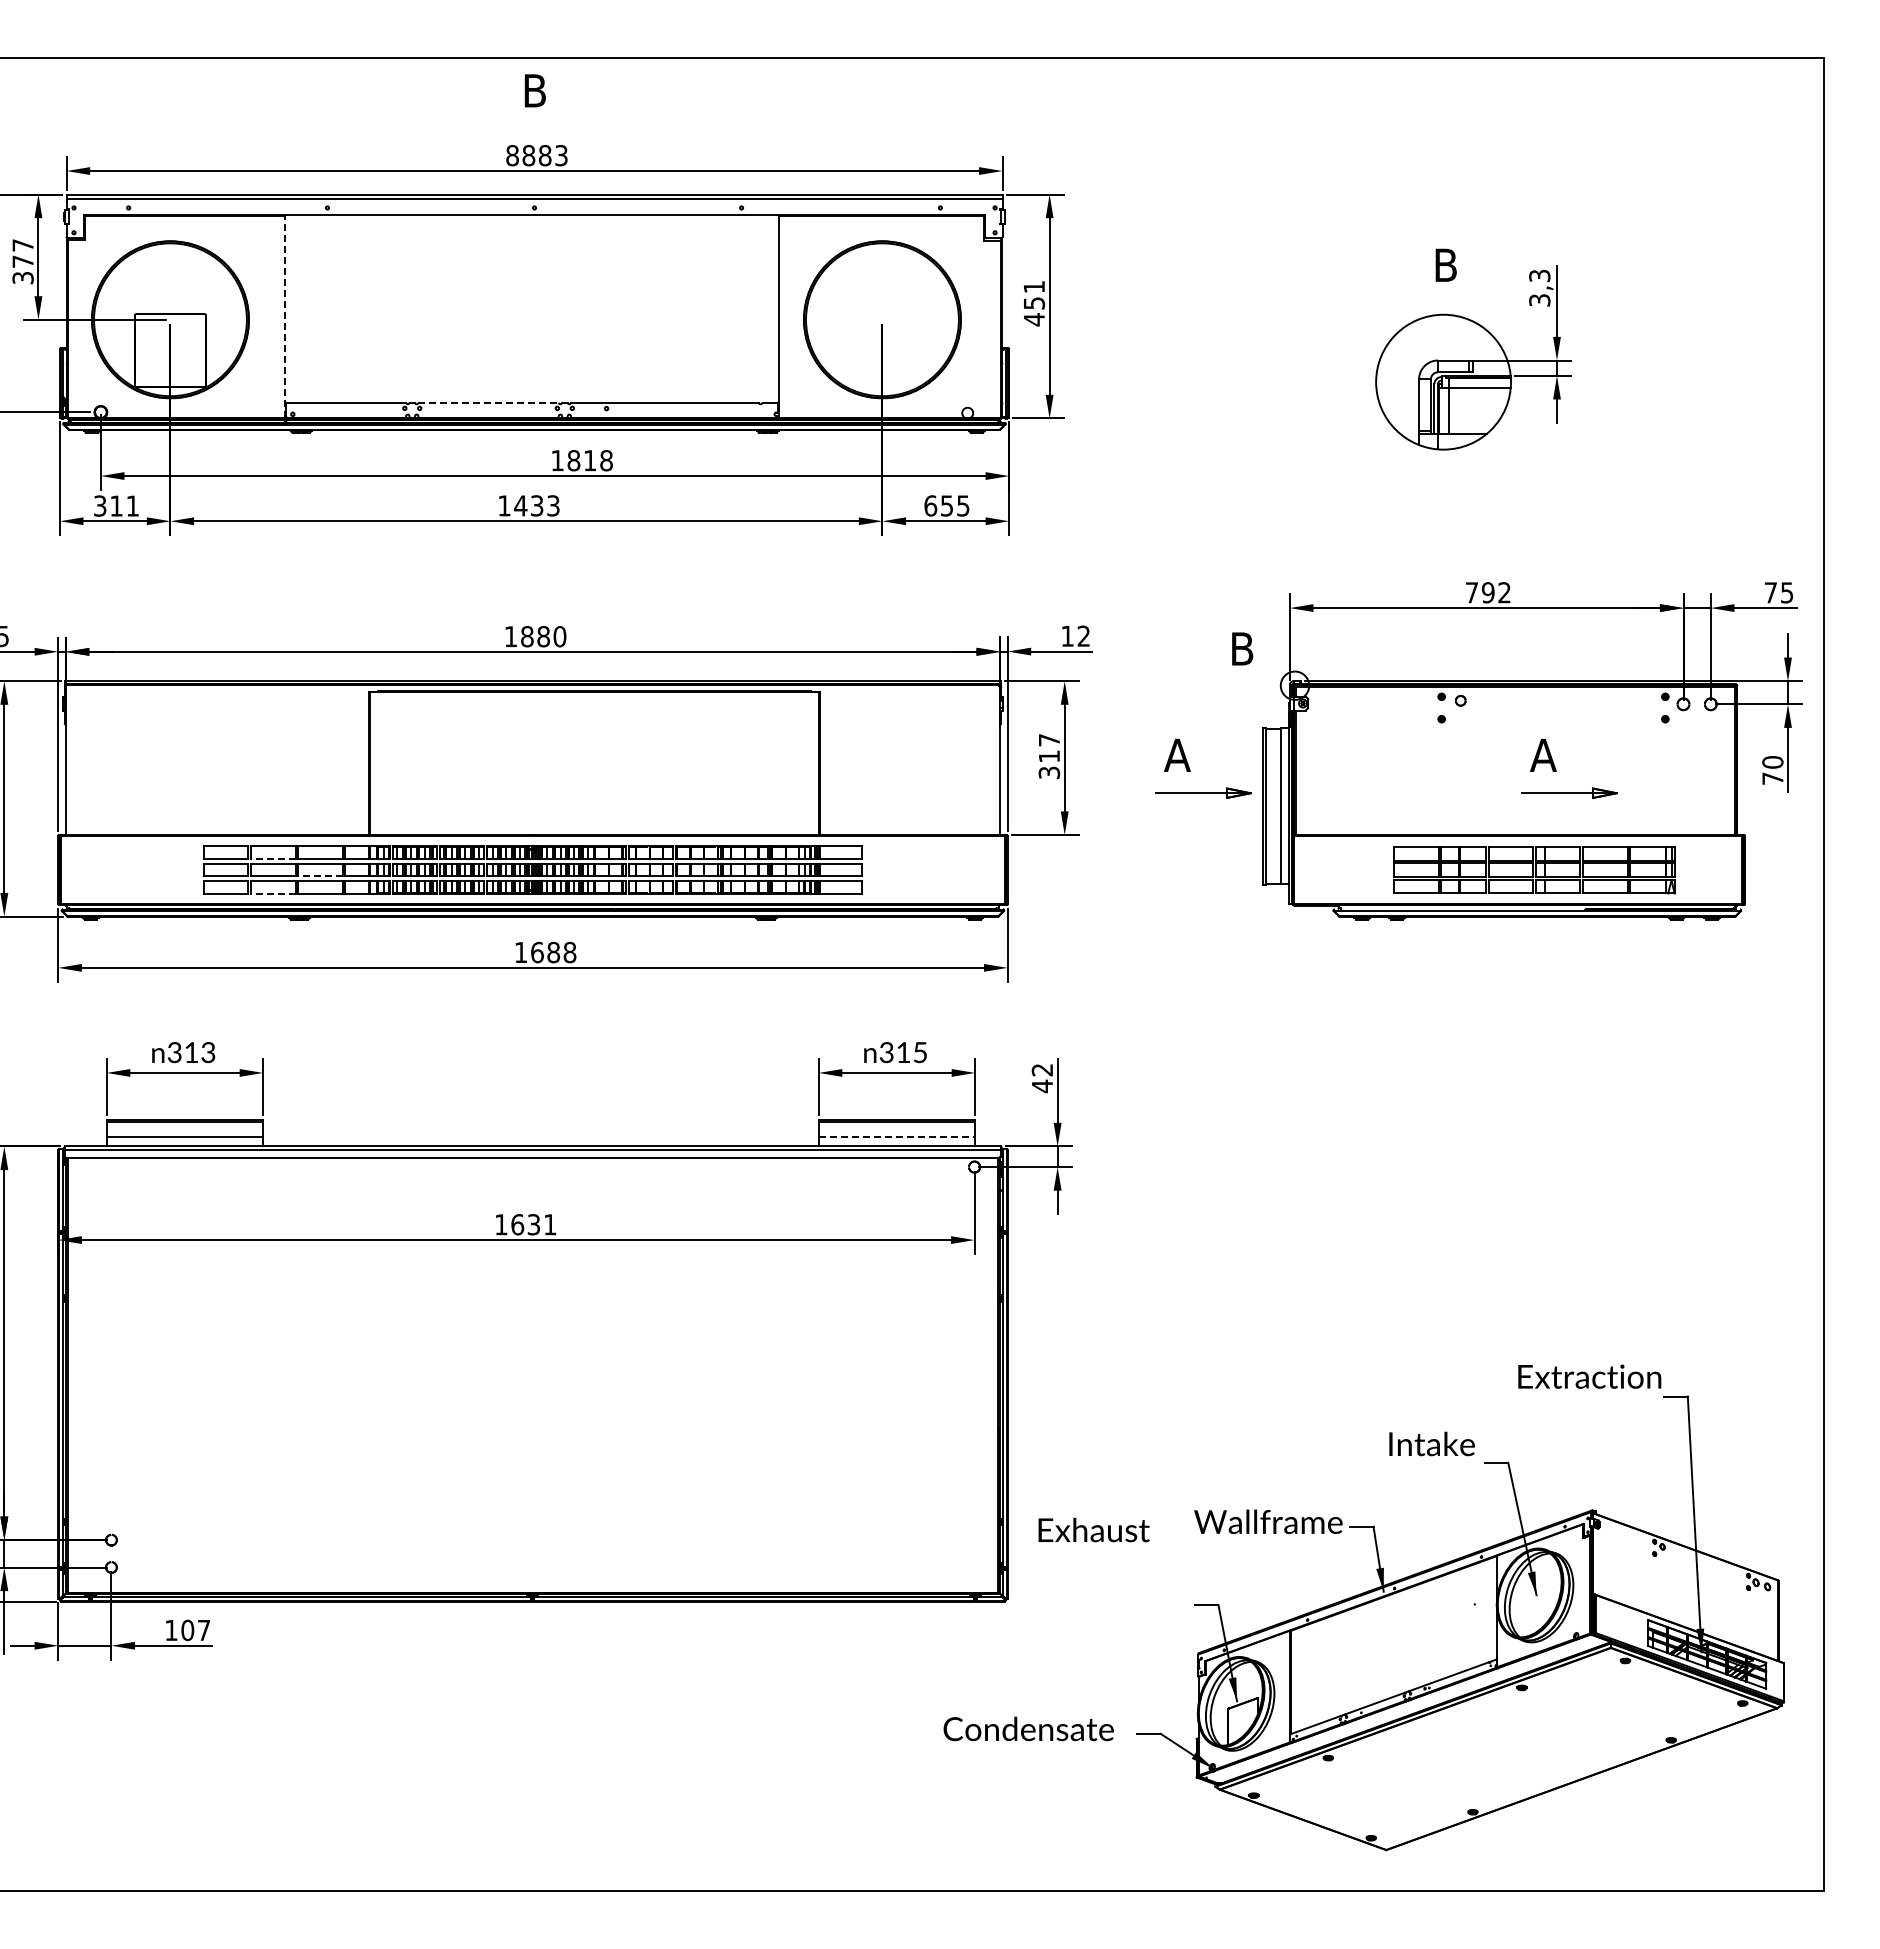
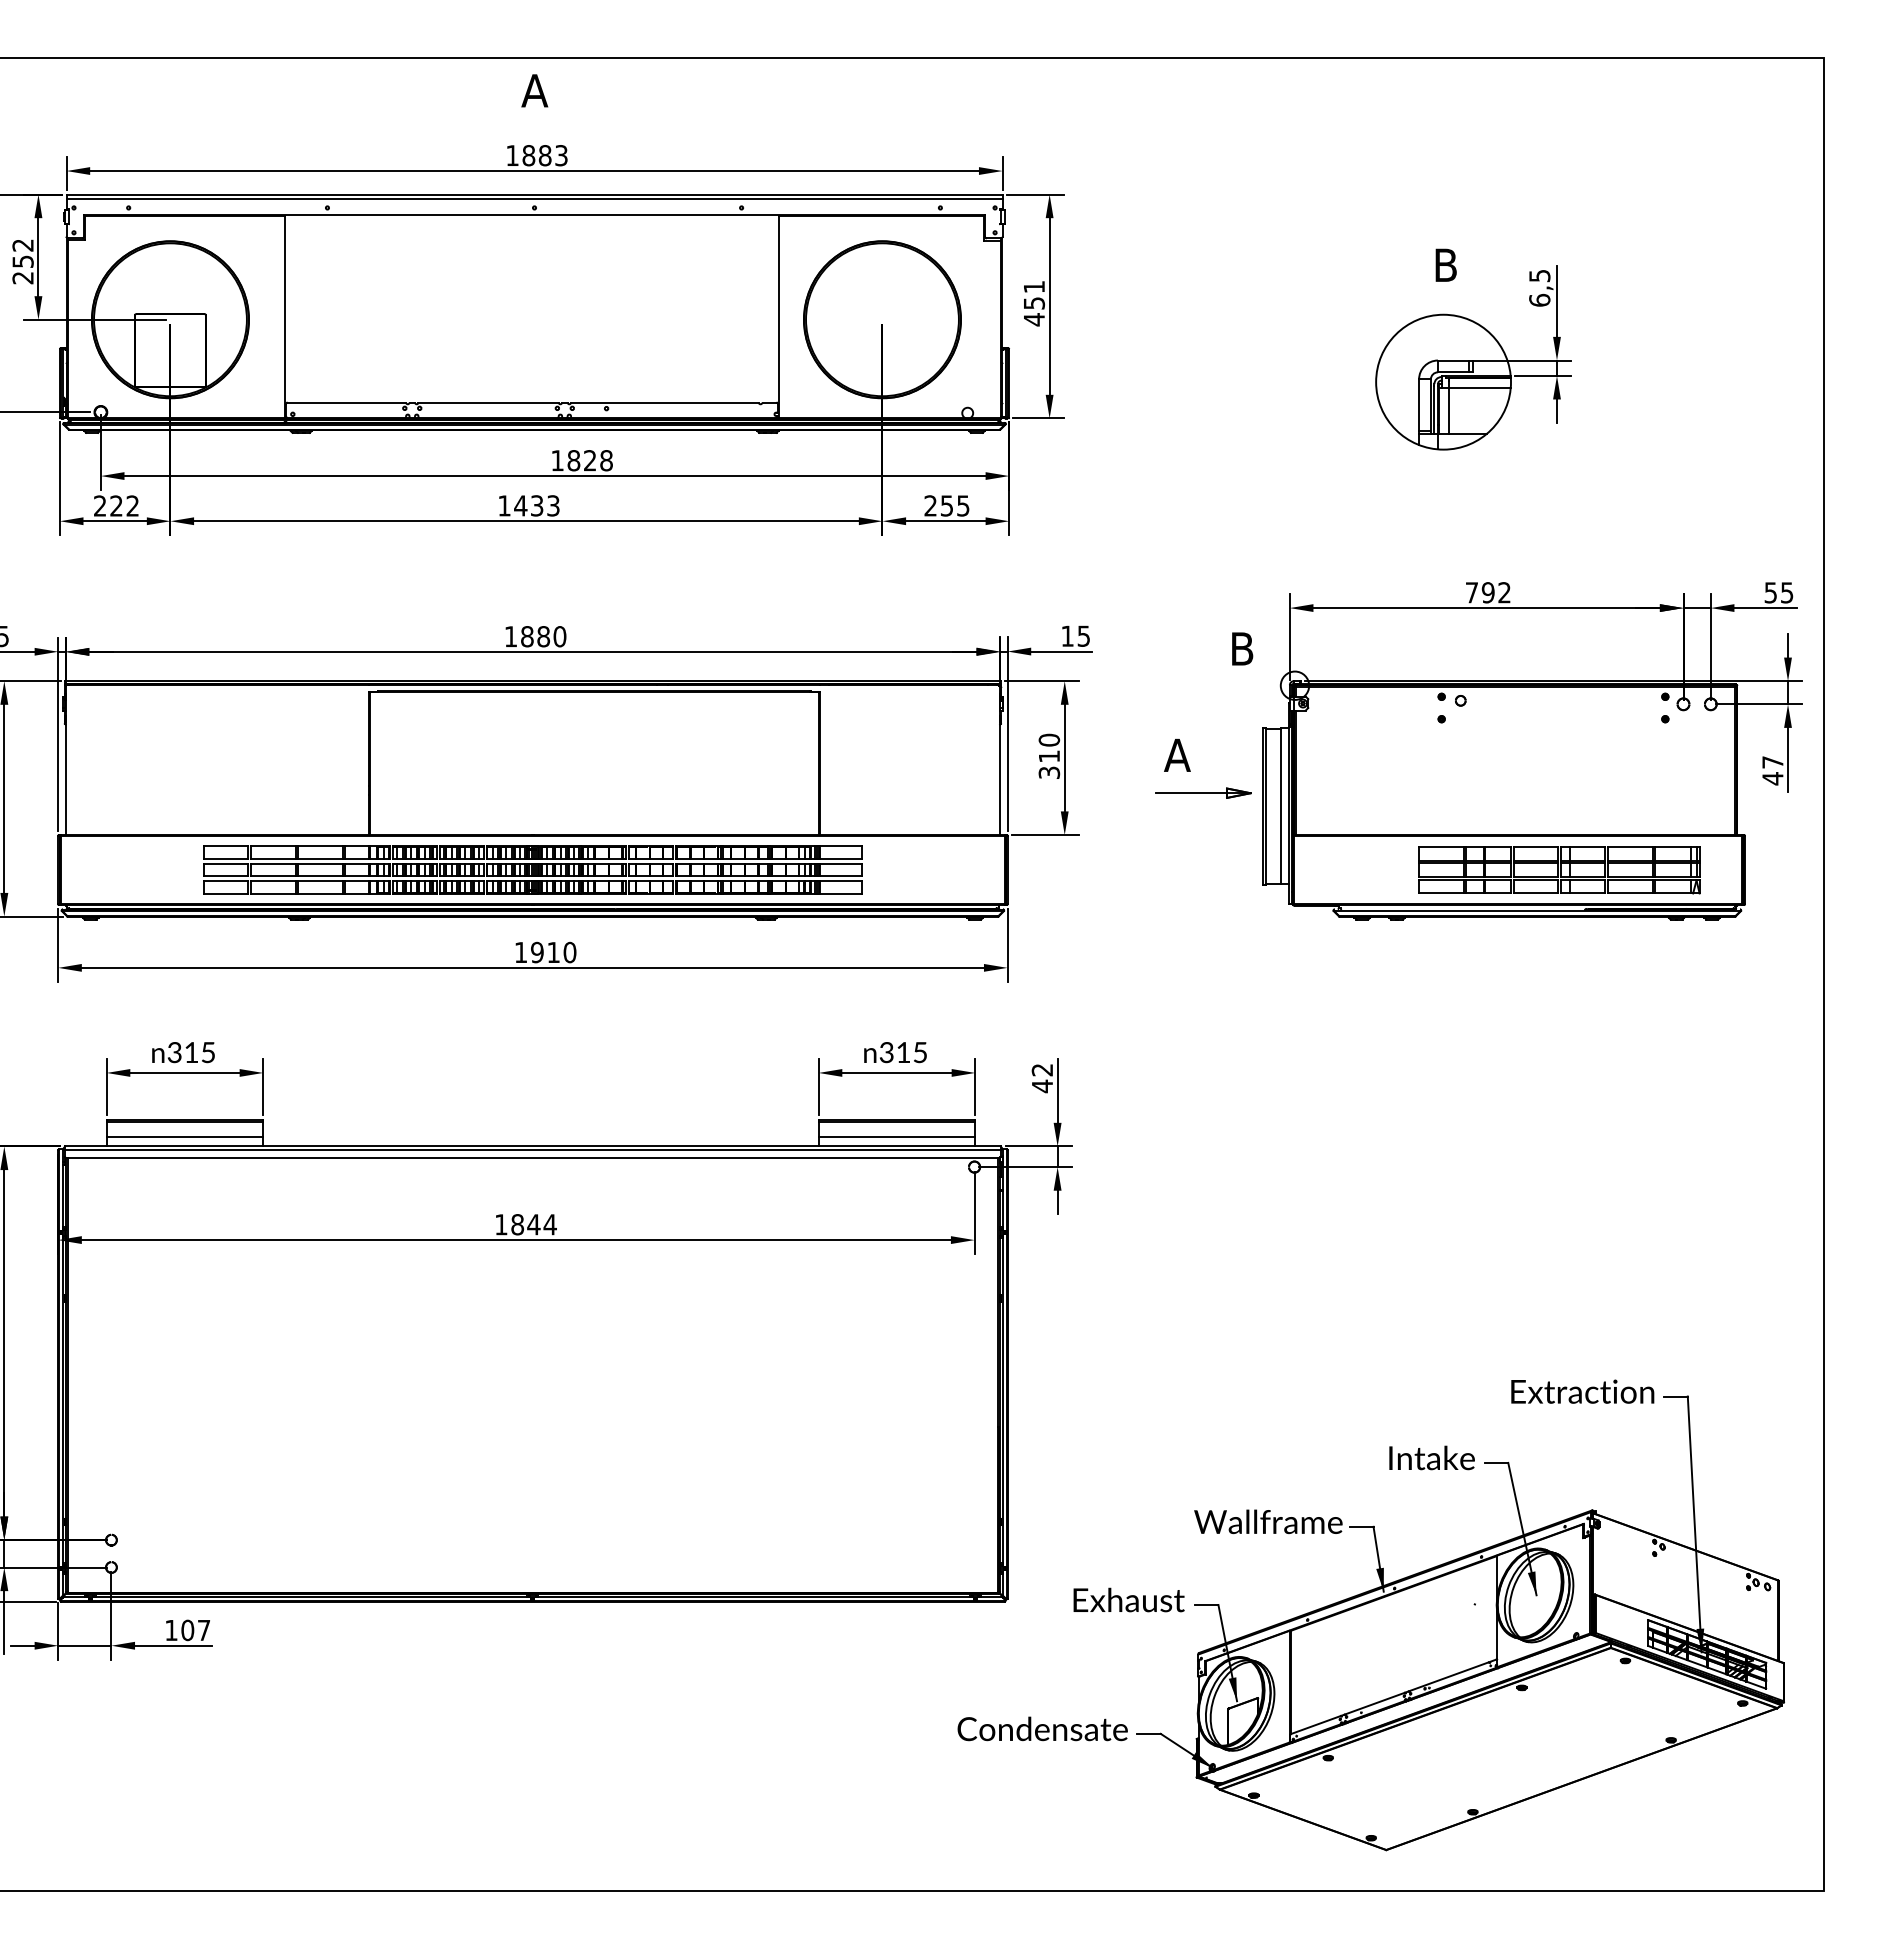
text: B -> A (534, 90)
text: 8883 -> 1883 (512, 155)
text: 377 -> 252 (22, 261)
text: 3,3 -> 6,5 (1539, 287)
line: dashed -> solid (285, 316)
line: dashed -> solid (489, 402)
text: 1818 -> 1828 (590, 460)
text: 311 -> 222 (116, 505)
text: 655 -> 255 (930, 505)
text: 75 -> 55 (1770, 592)
text: 12 -> 15 (1083, 635)
text: 317 -> 310 (1049, 739)
part: present -> none (1556, 769)
text: 70 -> 47 (1772, 770)
line: dashed -> solid (272, 858)
part position: (1534, 870) -> (1559, 870) (1559, 870)
line: dashed -> solid (319, 876)
line: dashed -> solid (272, 893)
text: 1688 -> 1910 (553, 952)
text: 313 -> 315 (208, 1052)
line: dashed -> solid (897, 1137)
text: 1631 -> 1844 (533, 1224)
text position: (1589, 1376) -> (1582, 1391) (1582, 1391)
text position: (1431, 1443) -> (1431, 1457) (1431, 1457)
text position: (1093, 1529) -> (1128, 1599) (1128, 1599)
text position: (1028, 1728) -> (1042, 1728) (1042, 1728)
